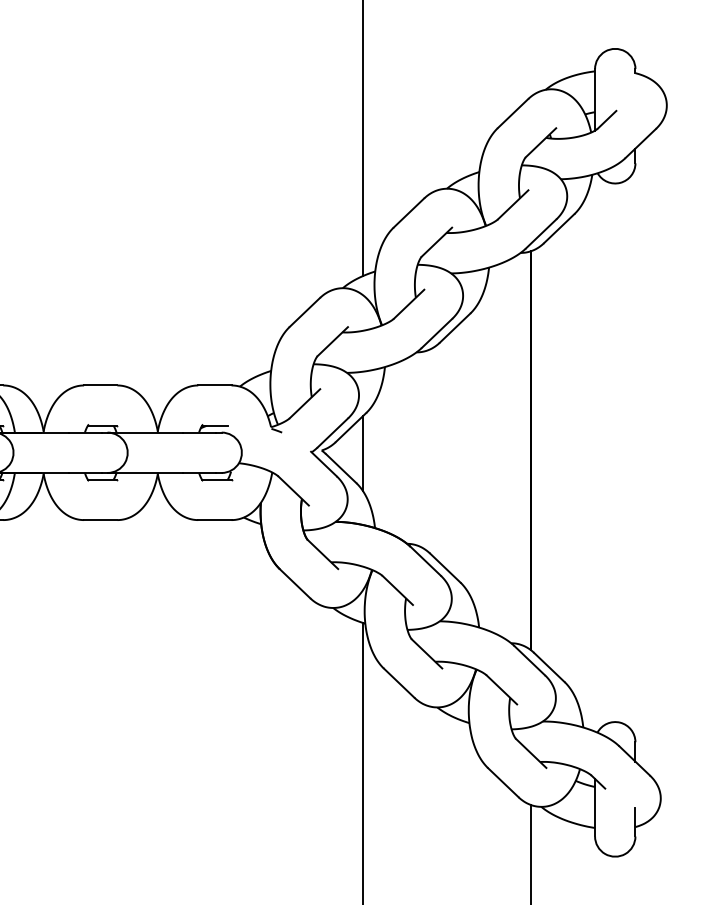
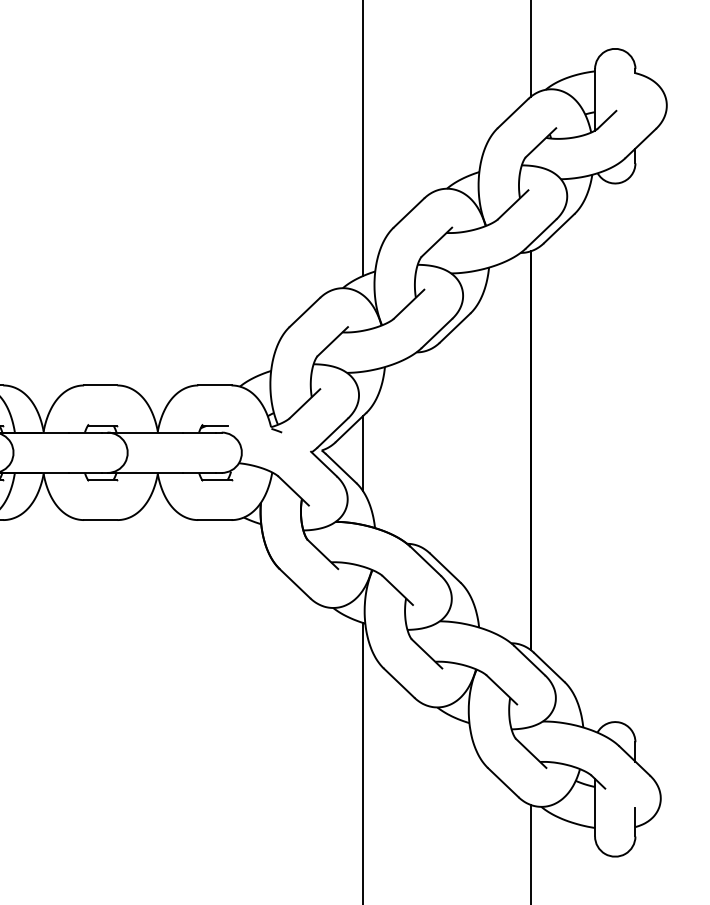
line: none -> present (531, 49)
